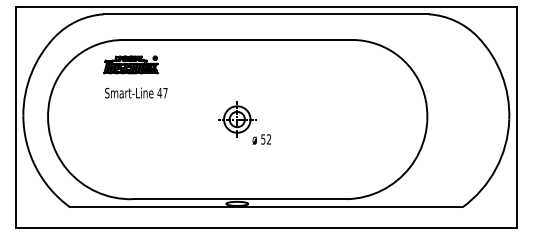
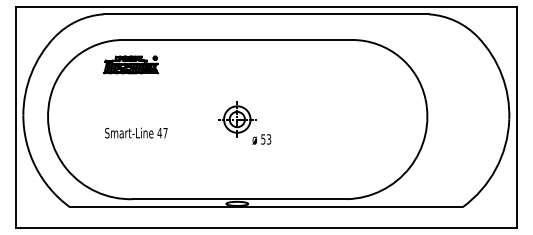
text position: (136, 92) -> (136, 132) (136, 132)
text: 52 -> 53 (269, 139)
